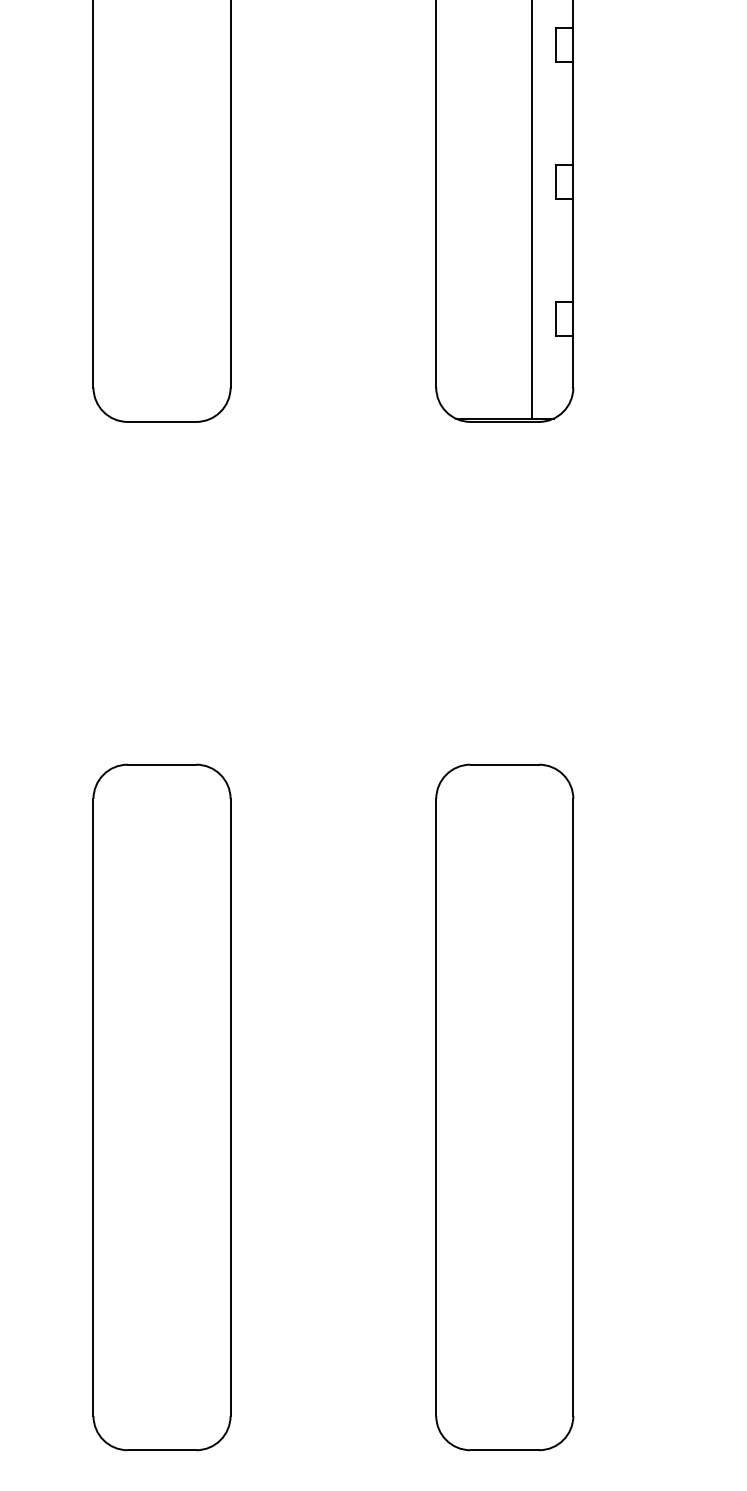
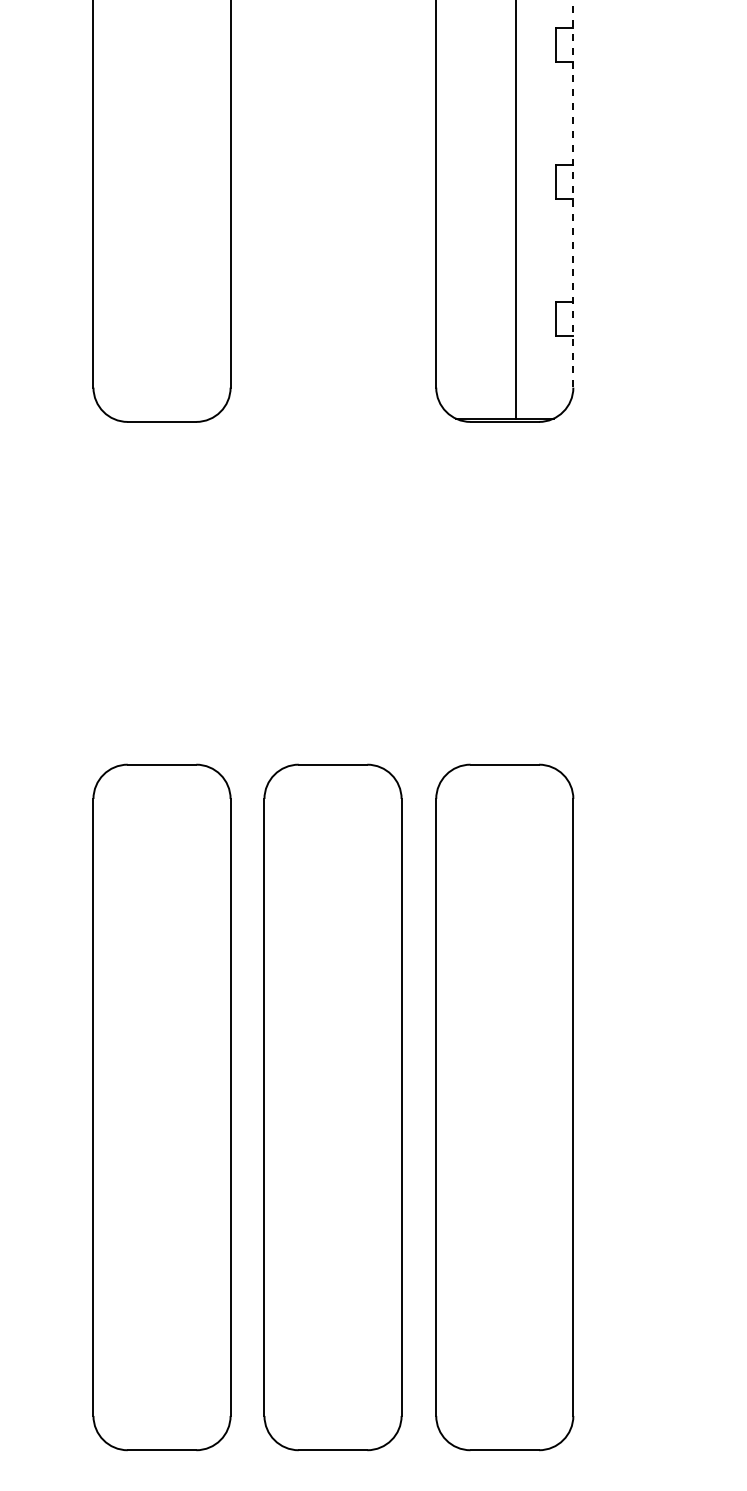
line: solid -> dashed (573, 194)
line position: (532, 210) -> (516, 210) (516, 210)
part: none -> present (332, 1107)
